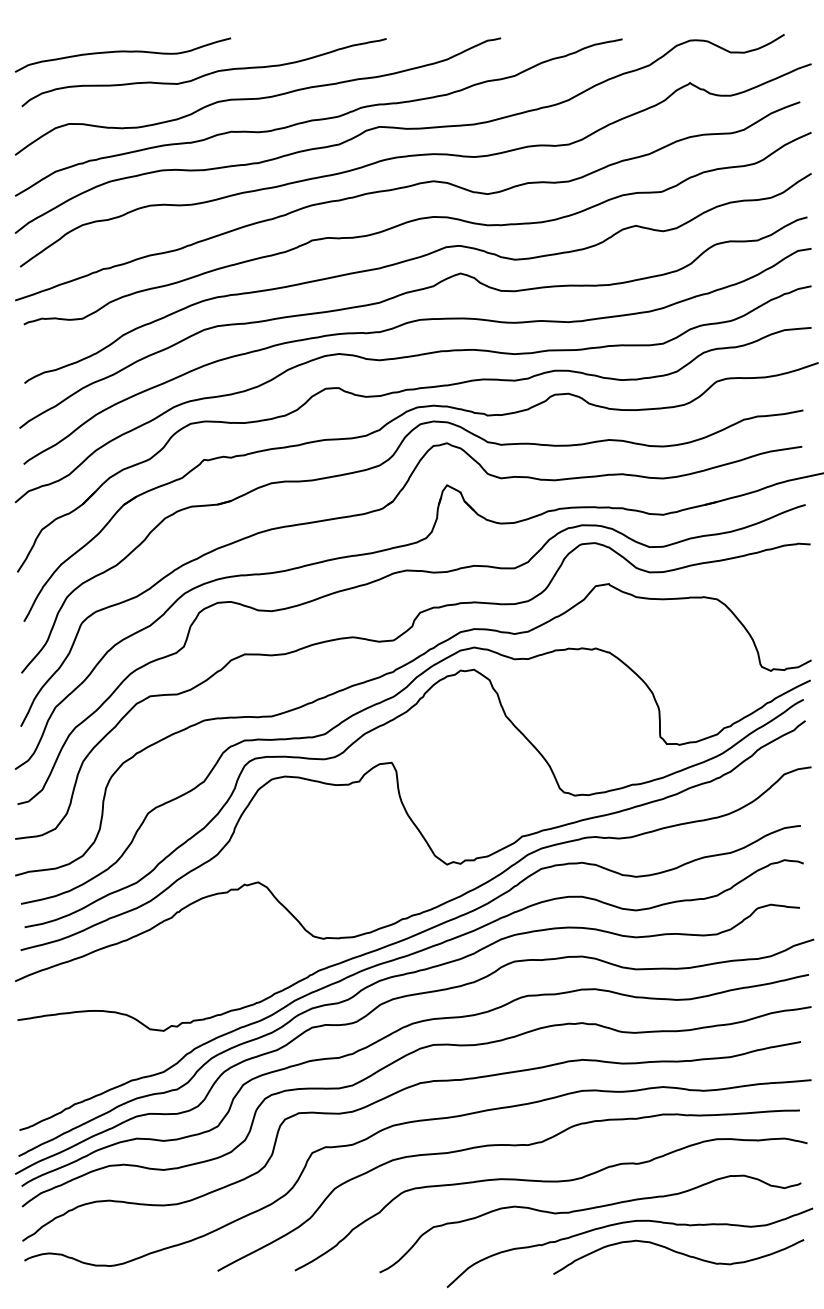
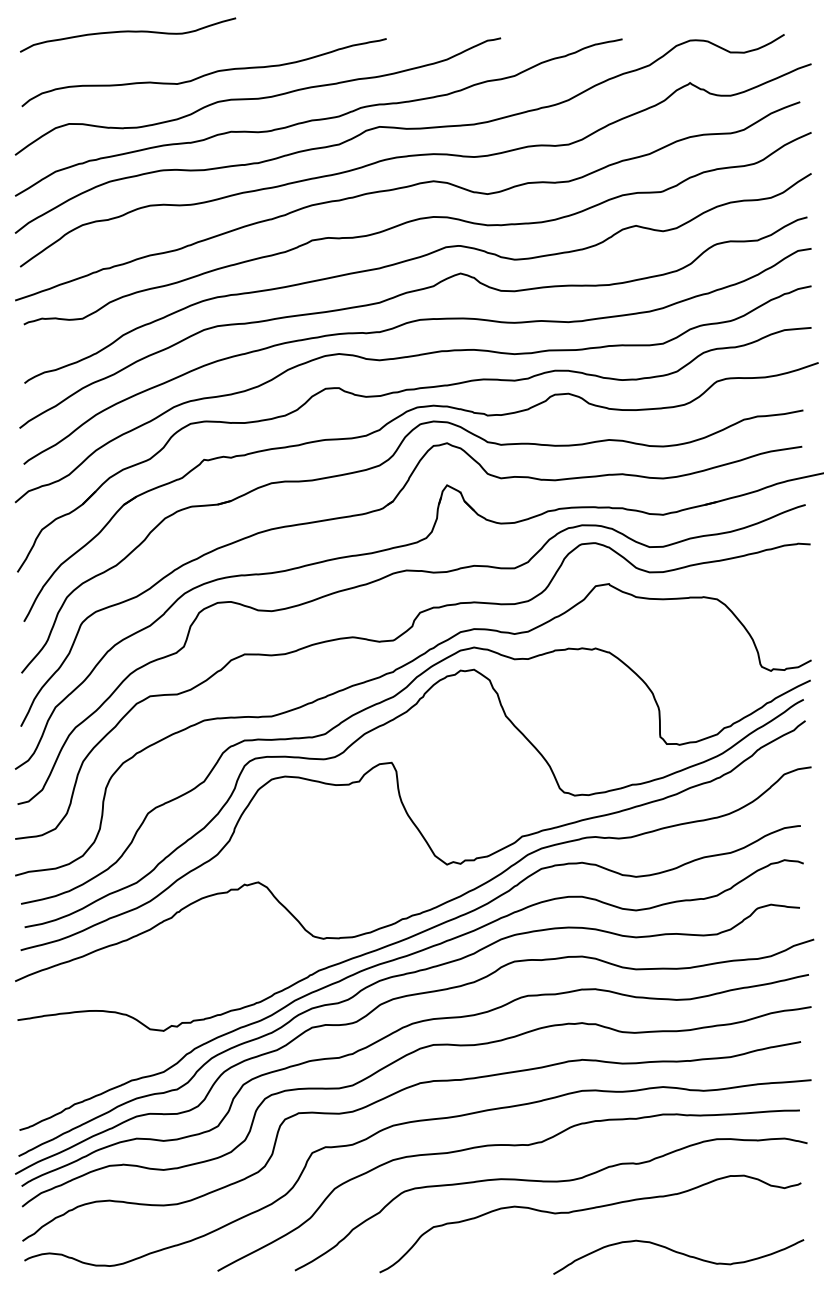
curve position: (123, 52) -> (128, 32) (128, 32)
curve: present -> none (626, 1223)
